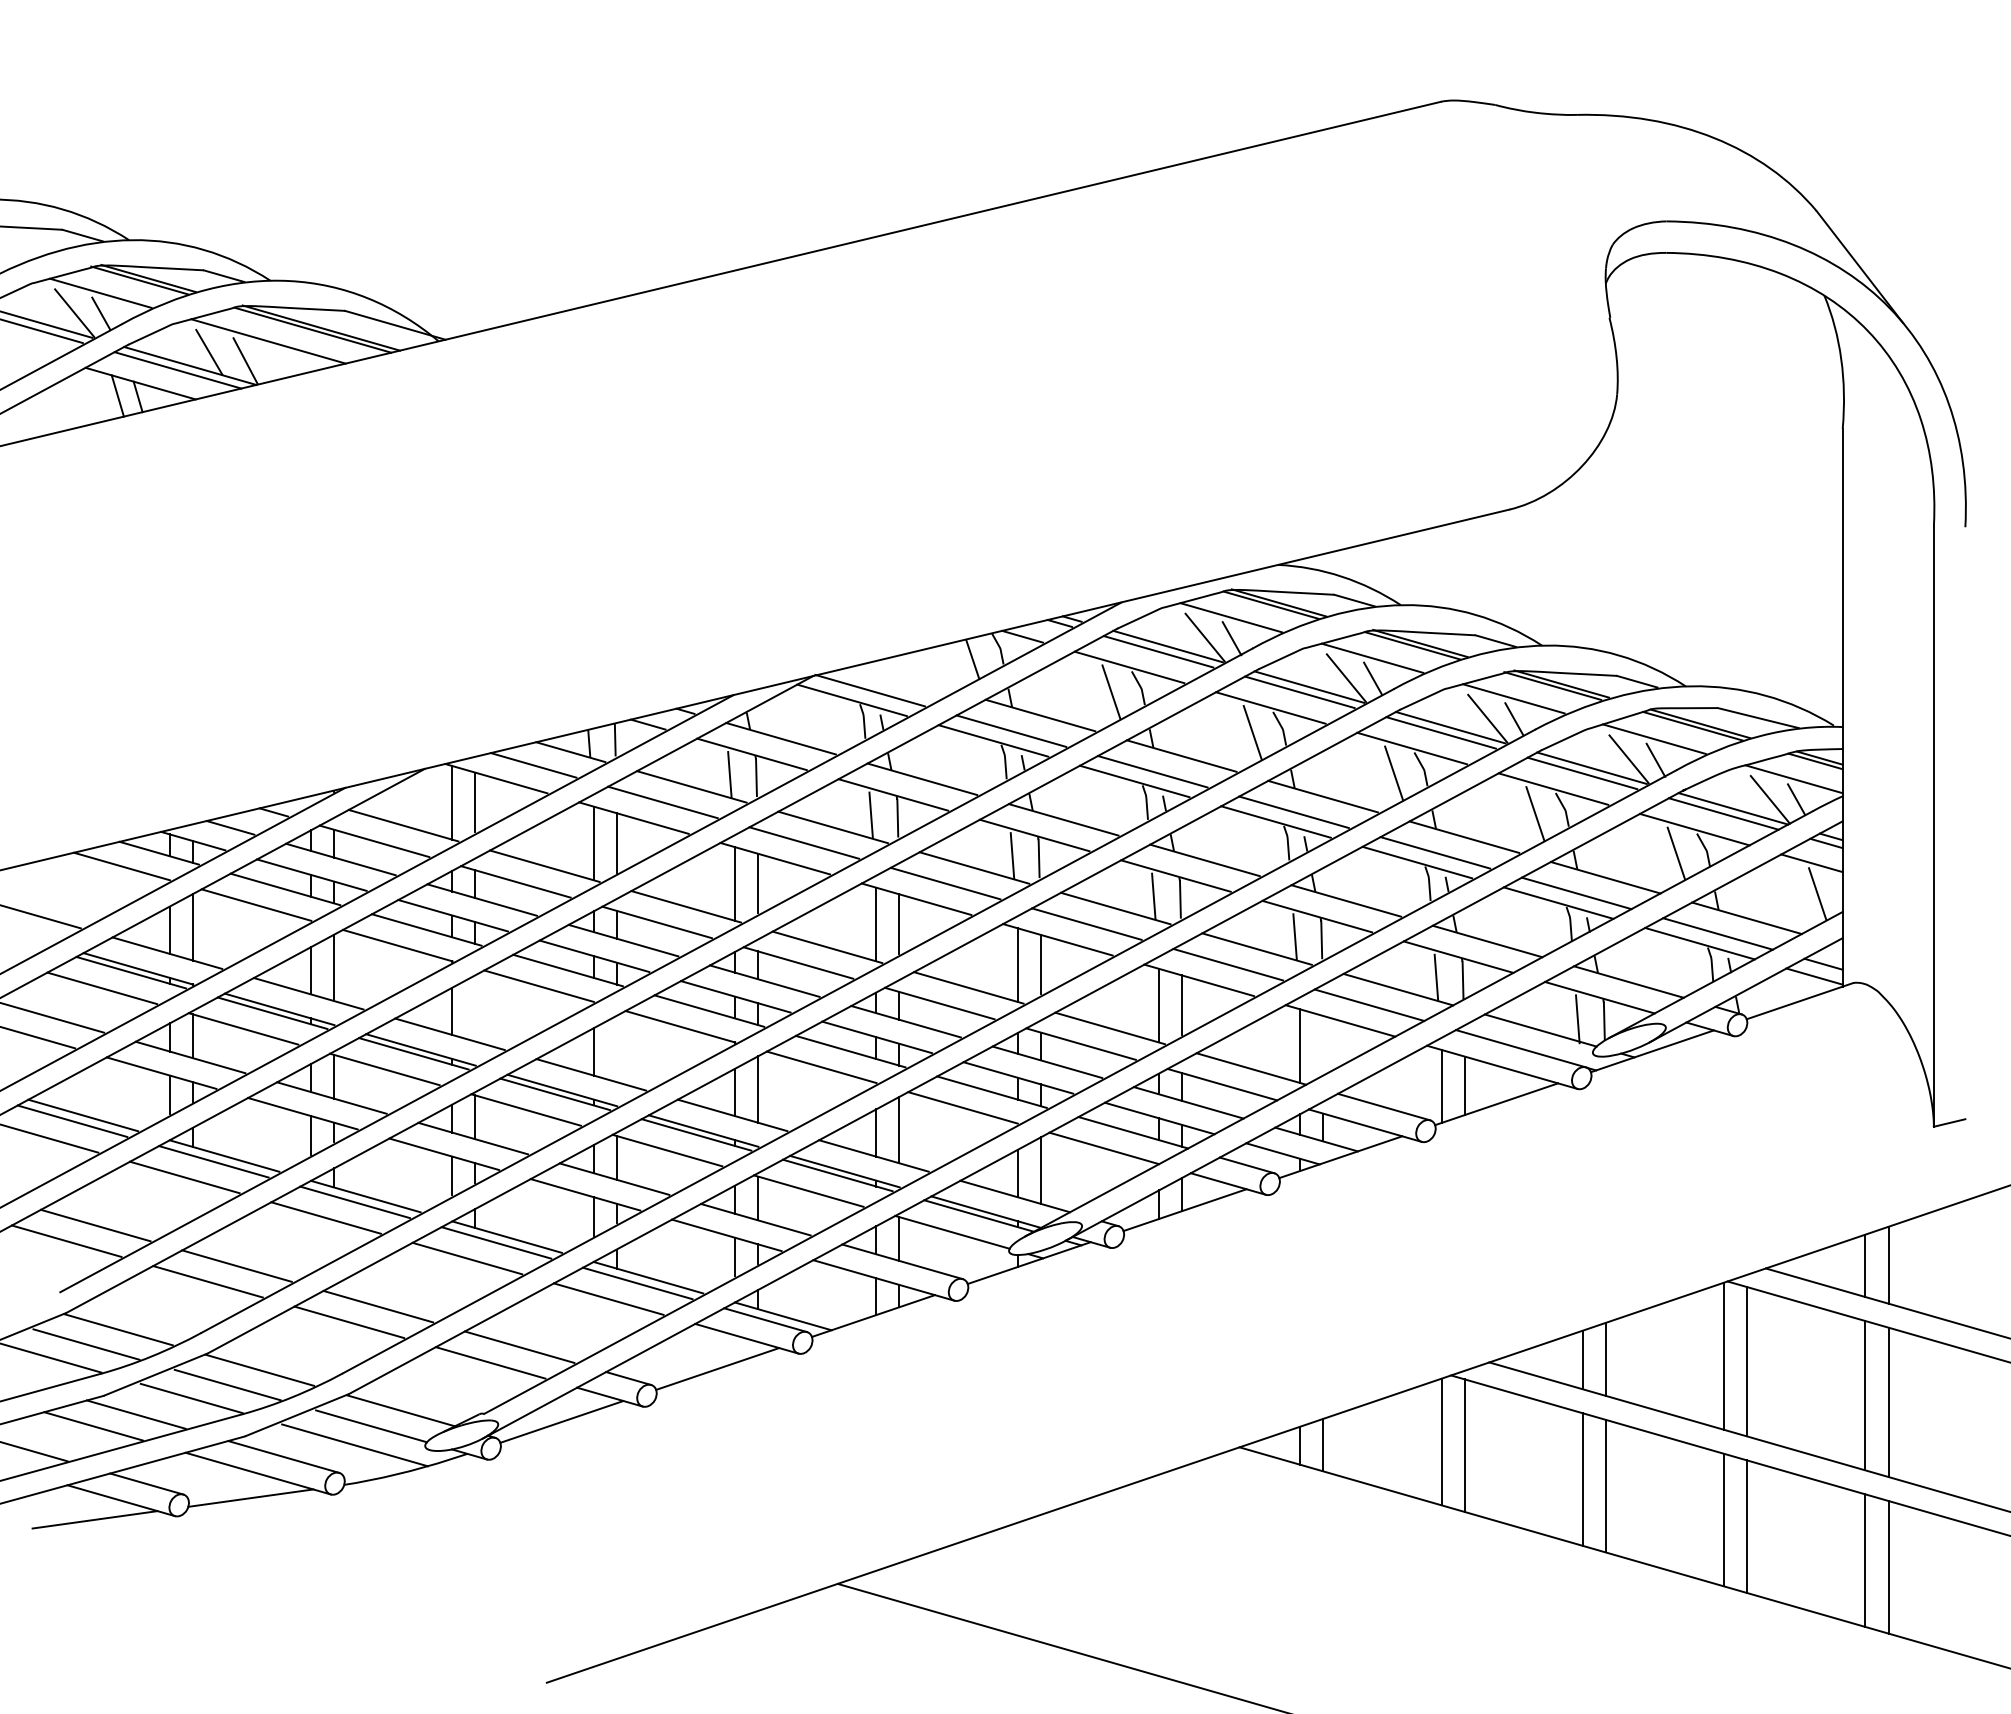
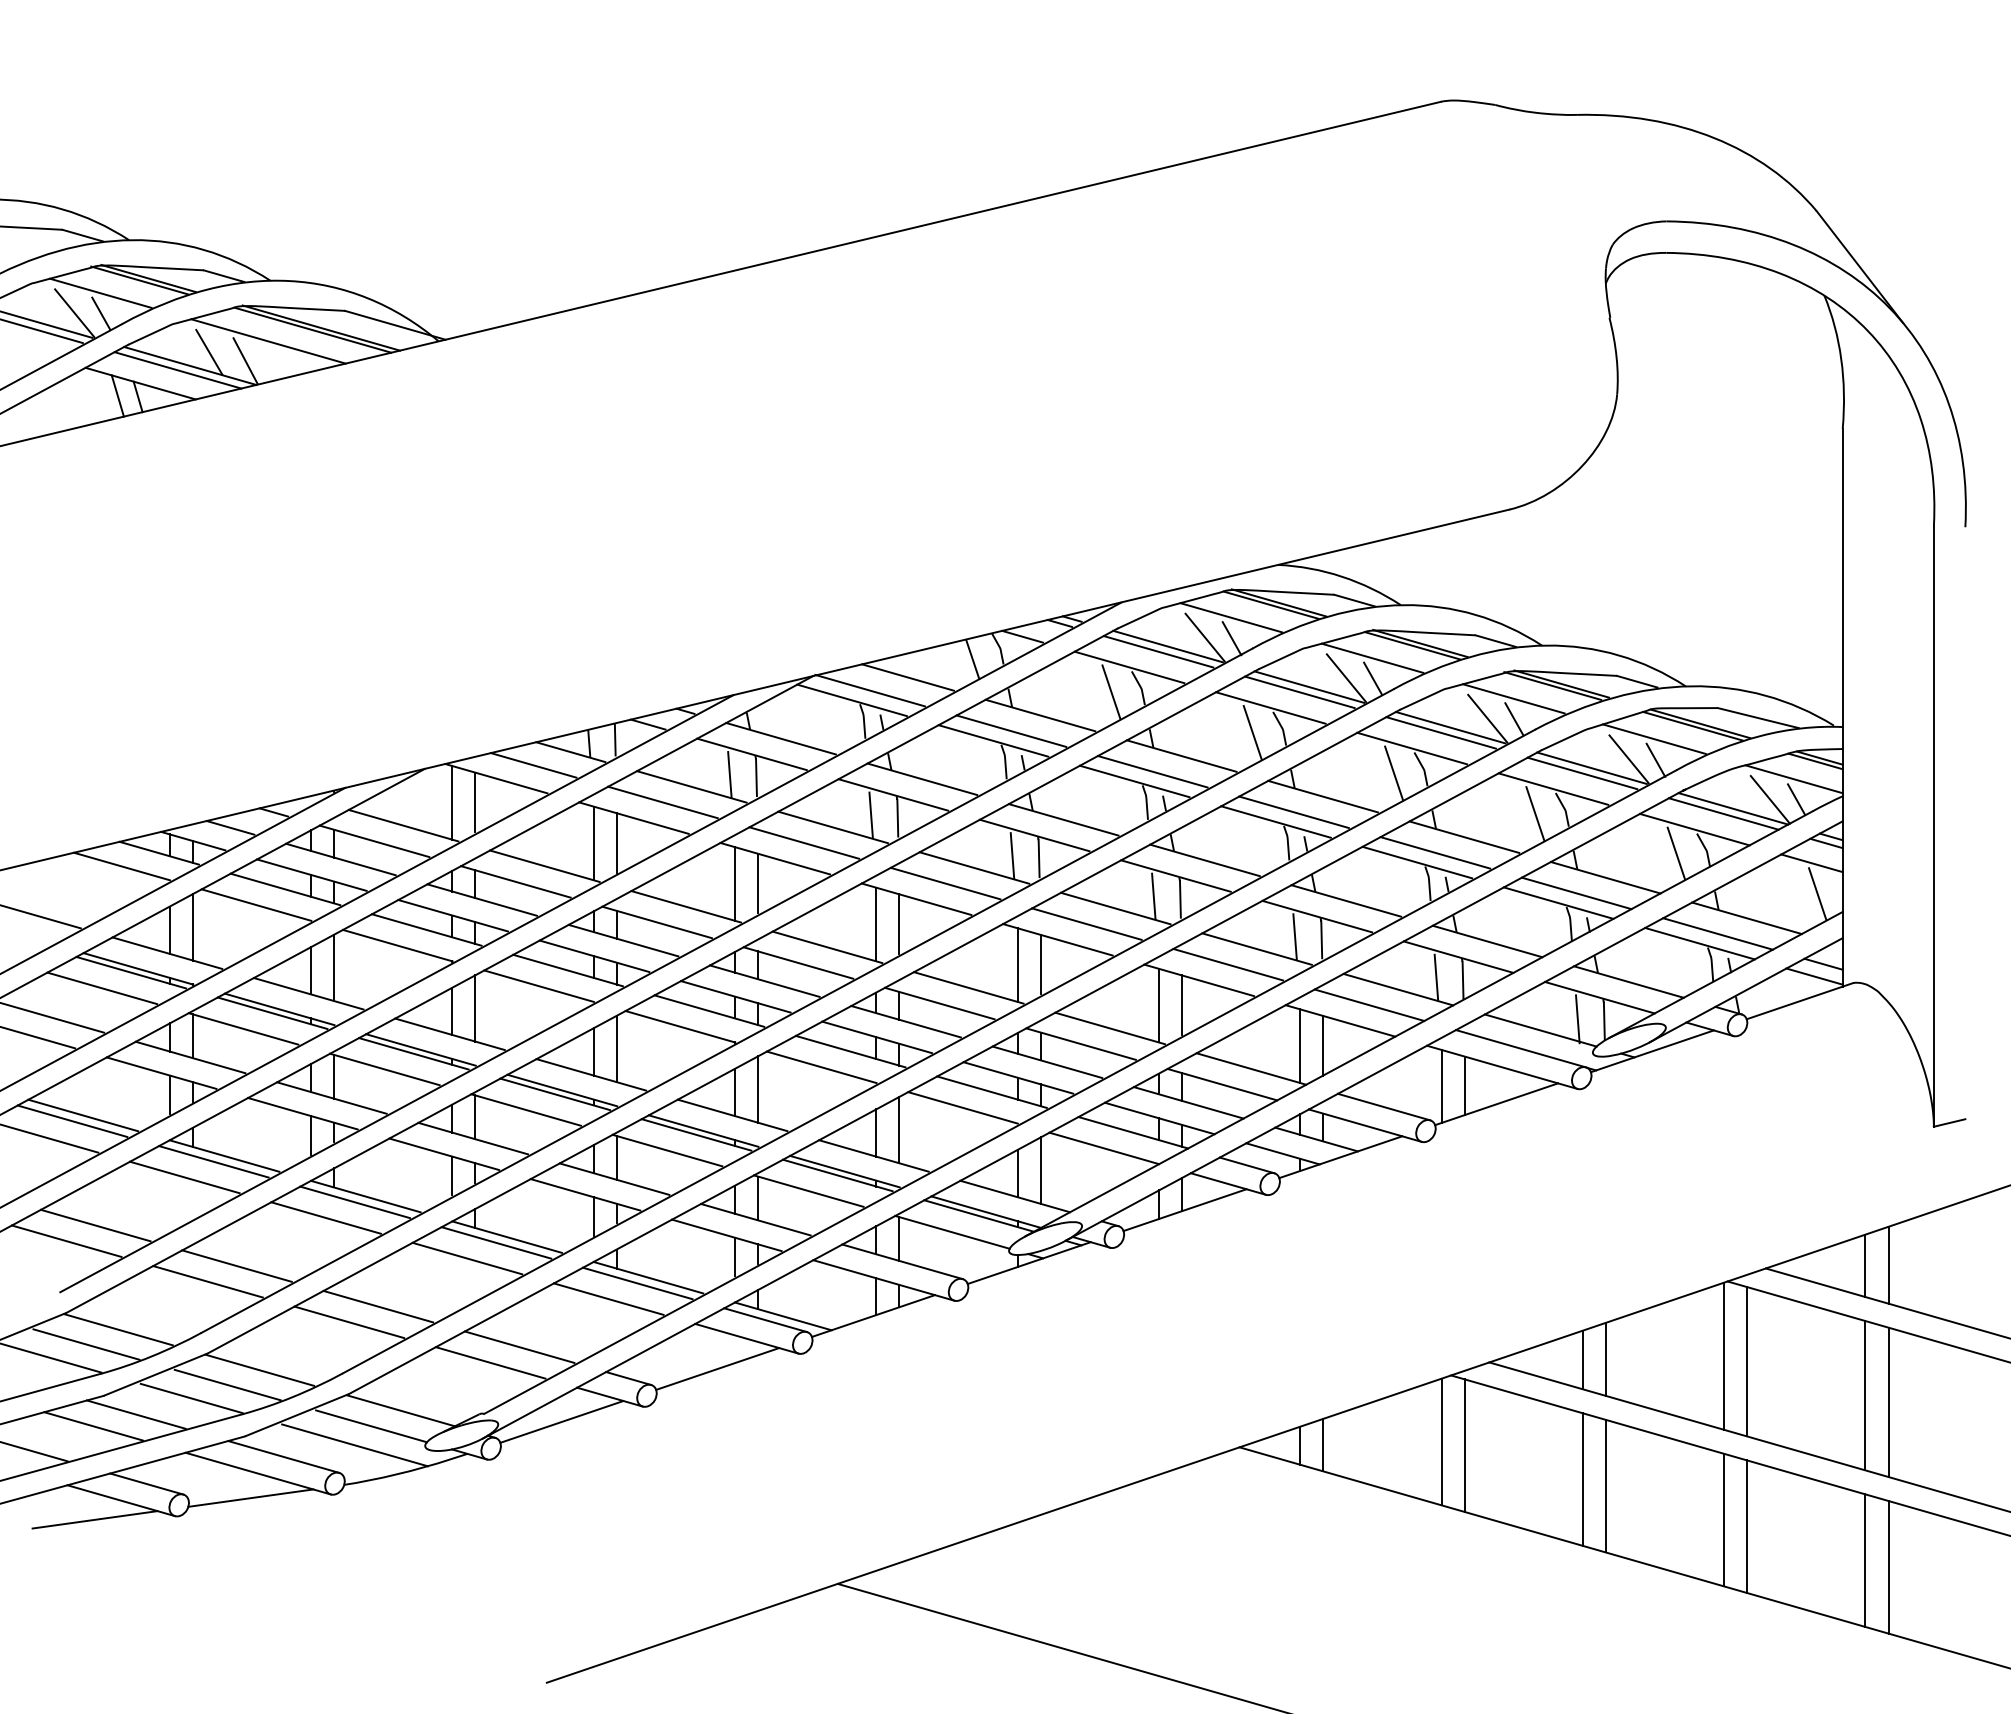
line: none -> present (907, 677)
line: none -> present (475, 1008)
line: none -> present (1323, 1045)
line: none -> present (616, 1048)
